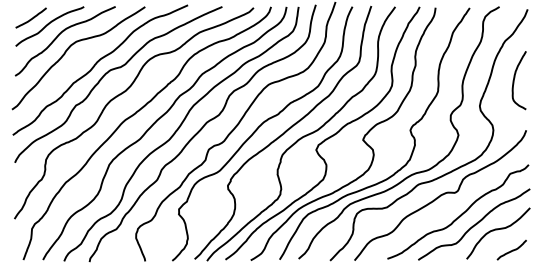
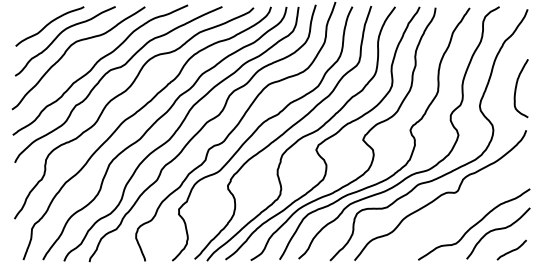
curve: present -> none (30, 18)
curve position: (515, 78) -> (517, 86) (517, 86)
curve: present -> none (461, 213)
